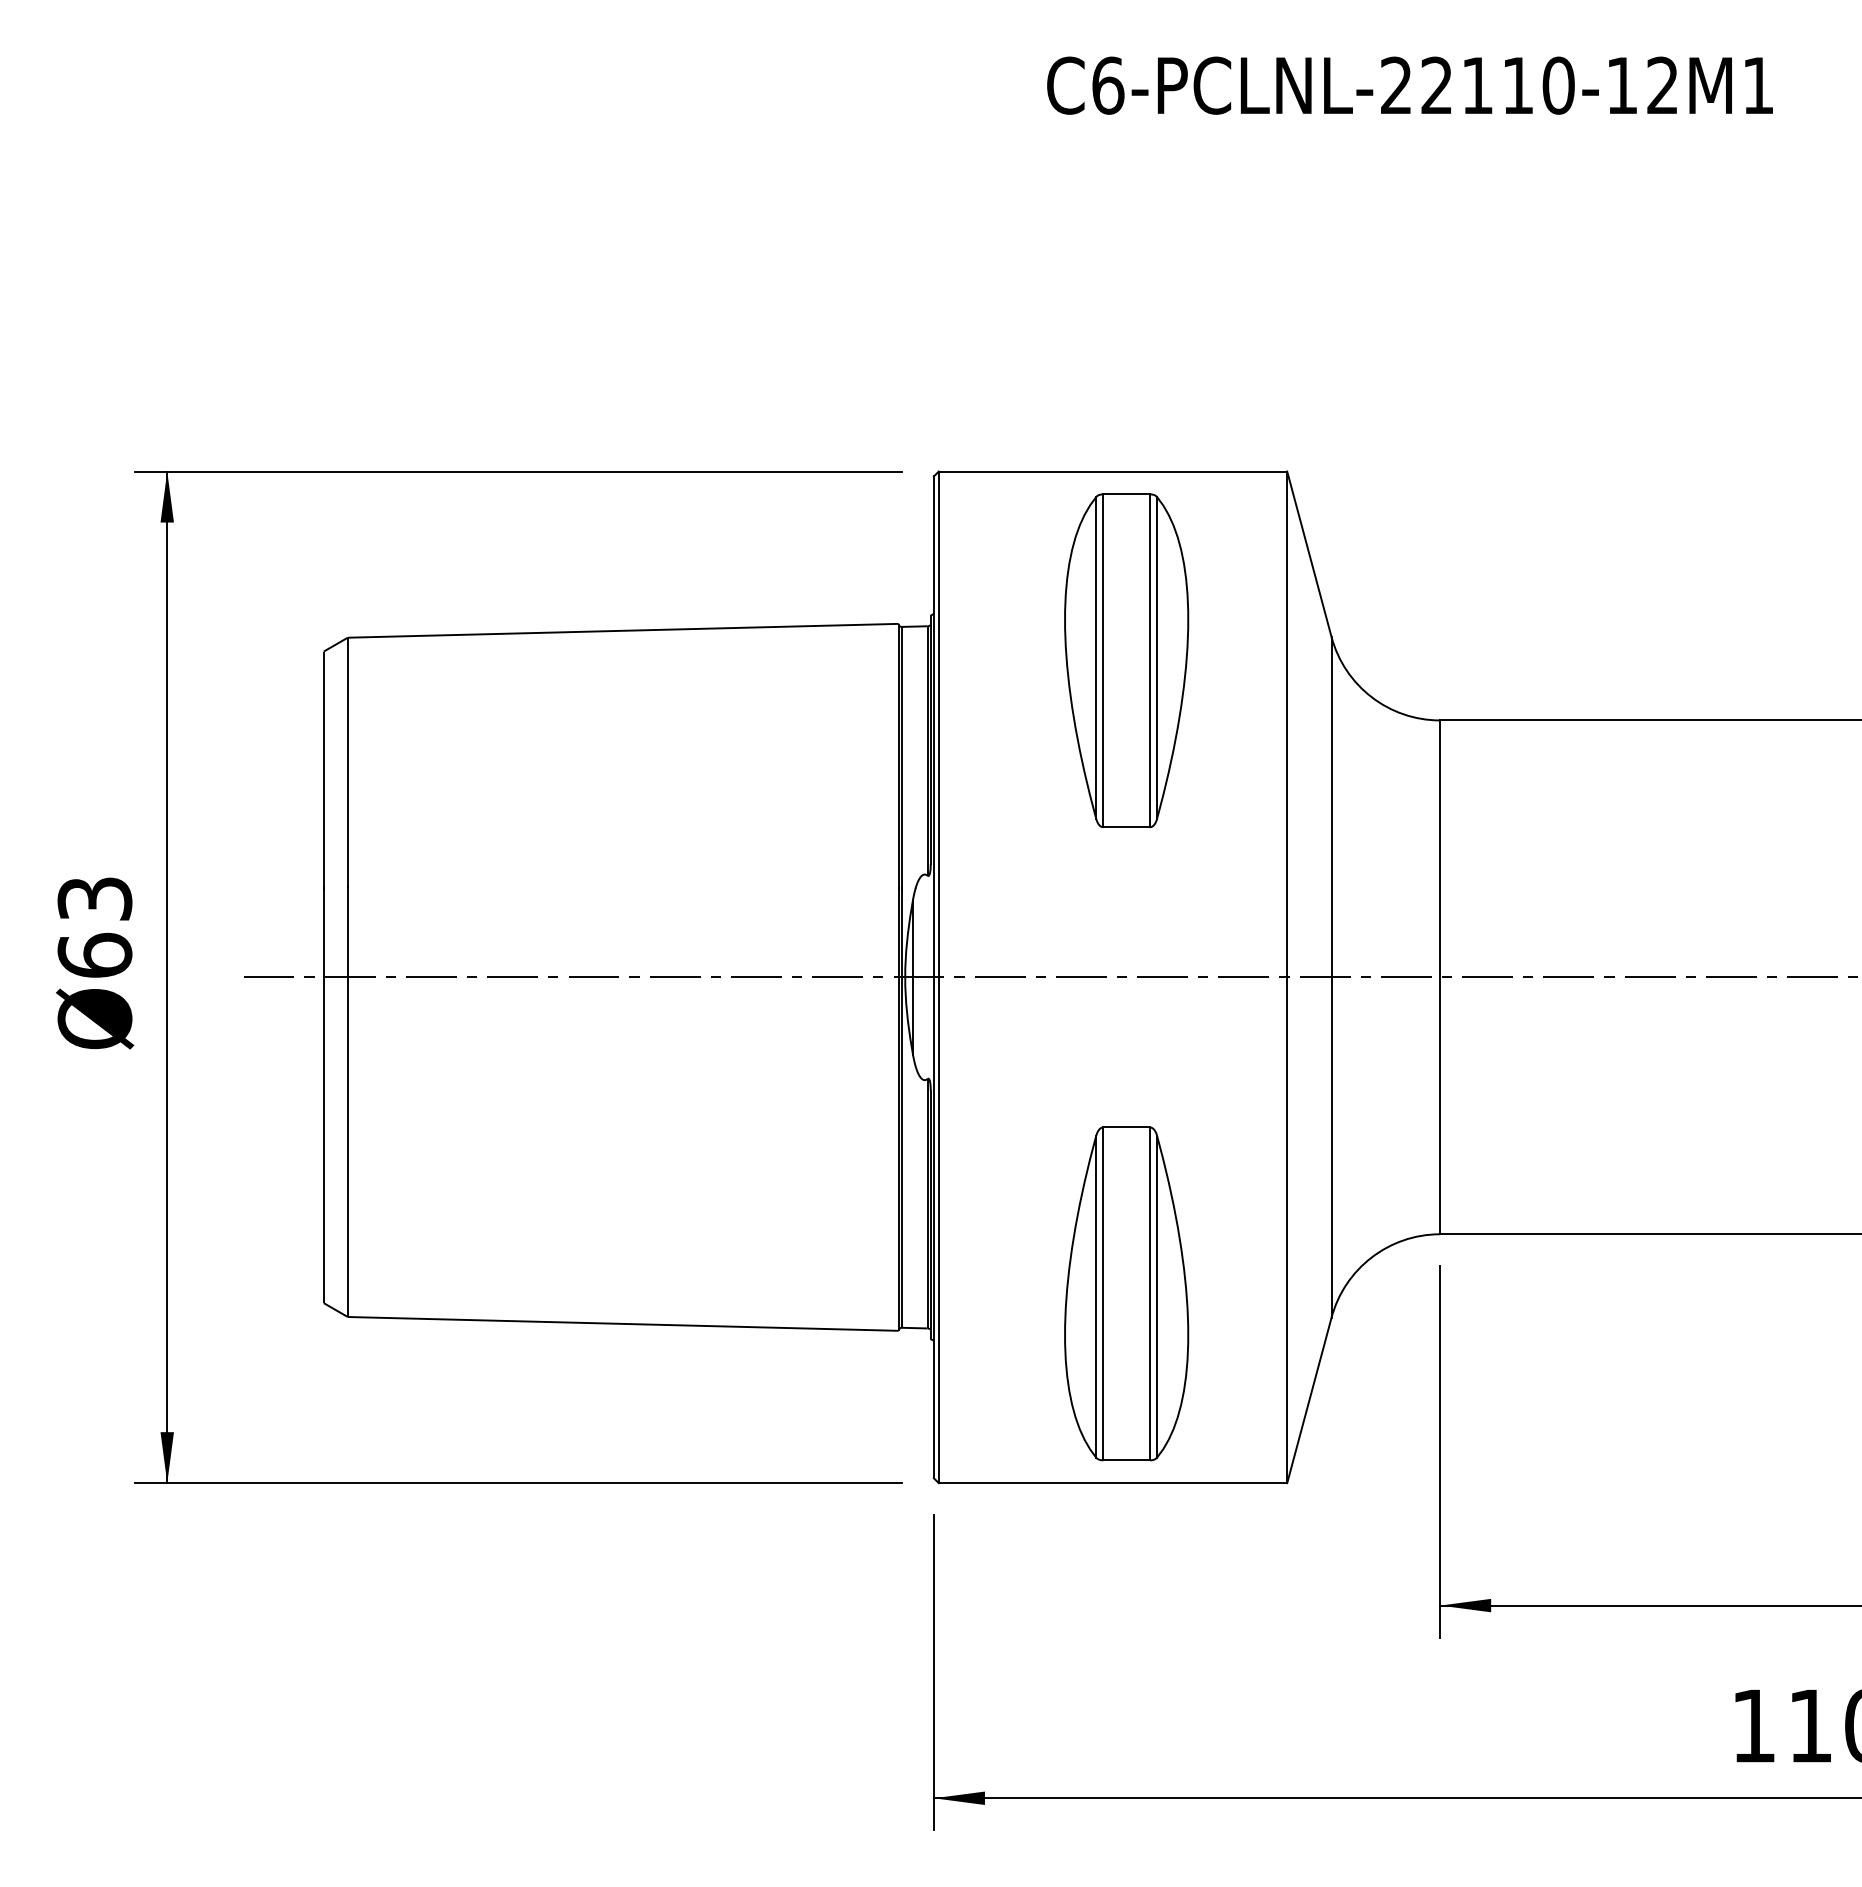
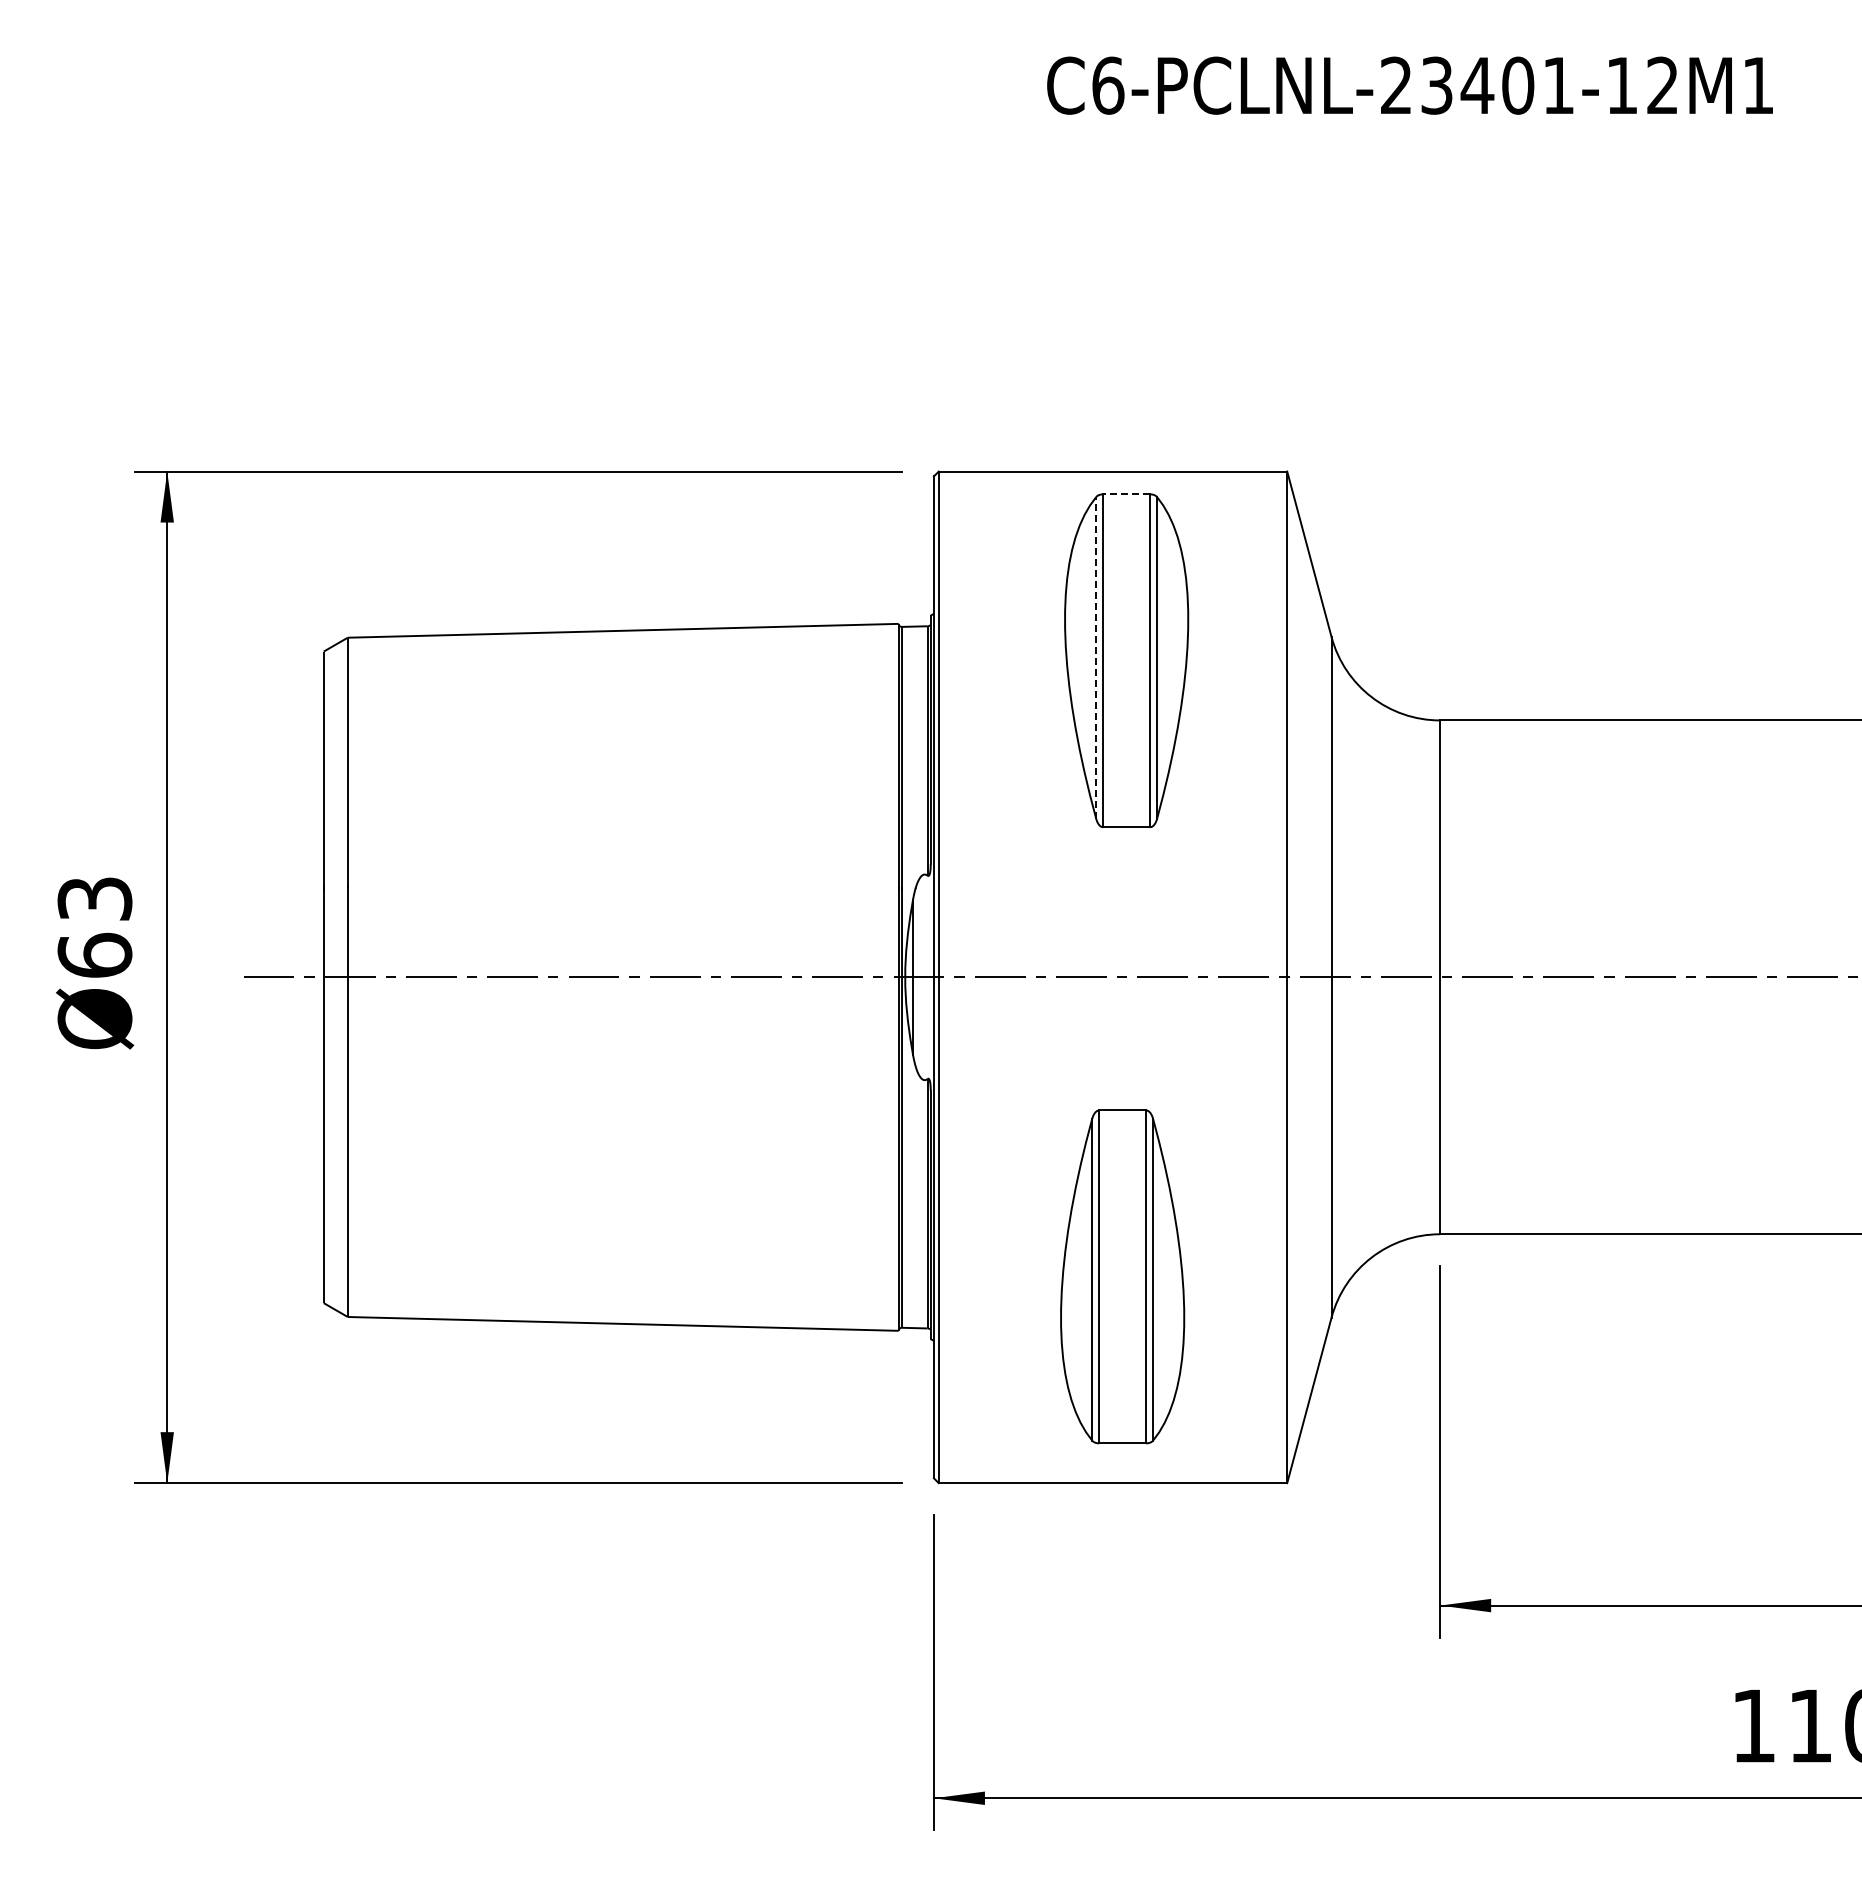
text: C6-PCLNL-22110-12M1 -> C6-PCLNL-23401-12M1 (1497, 85)
line: solid -> dashed (1126, 494)
line: solid -> dashed (1096, 657)
part position: (1126, 1293) -> (1122, 1276) (1122, 1276)
